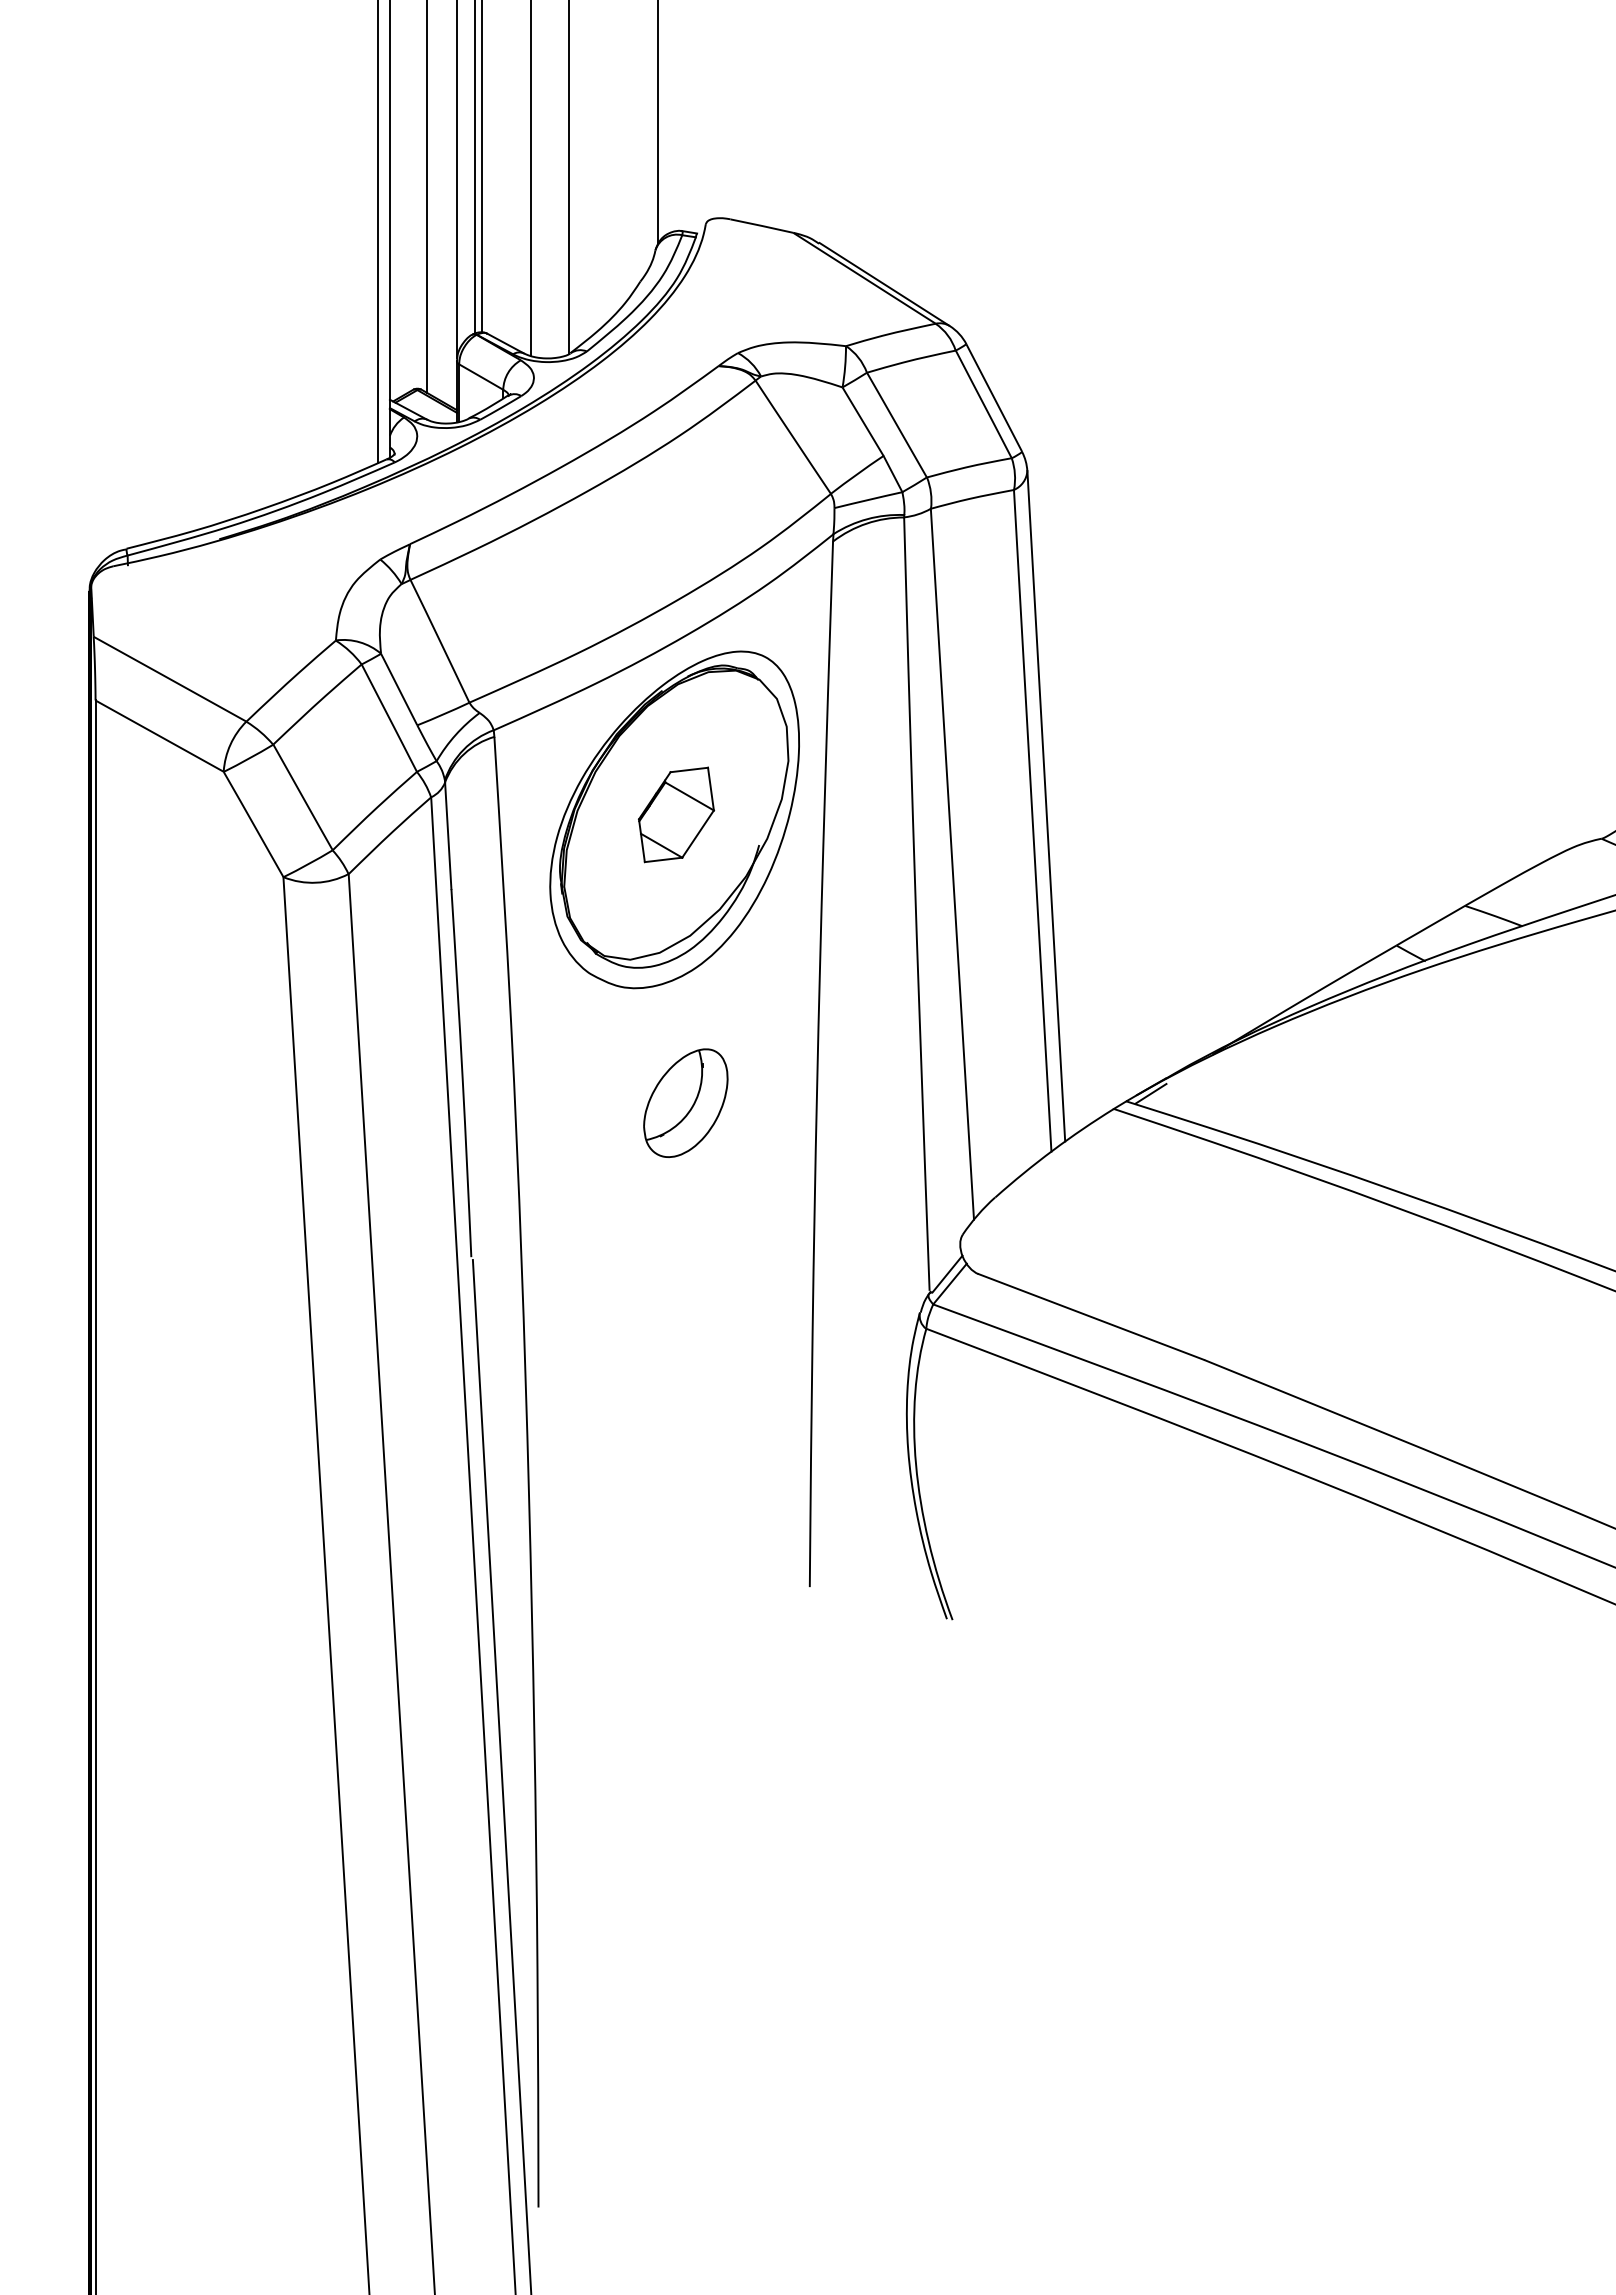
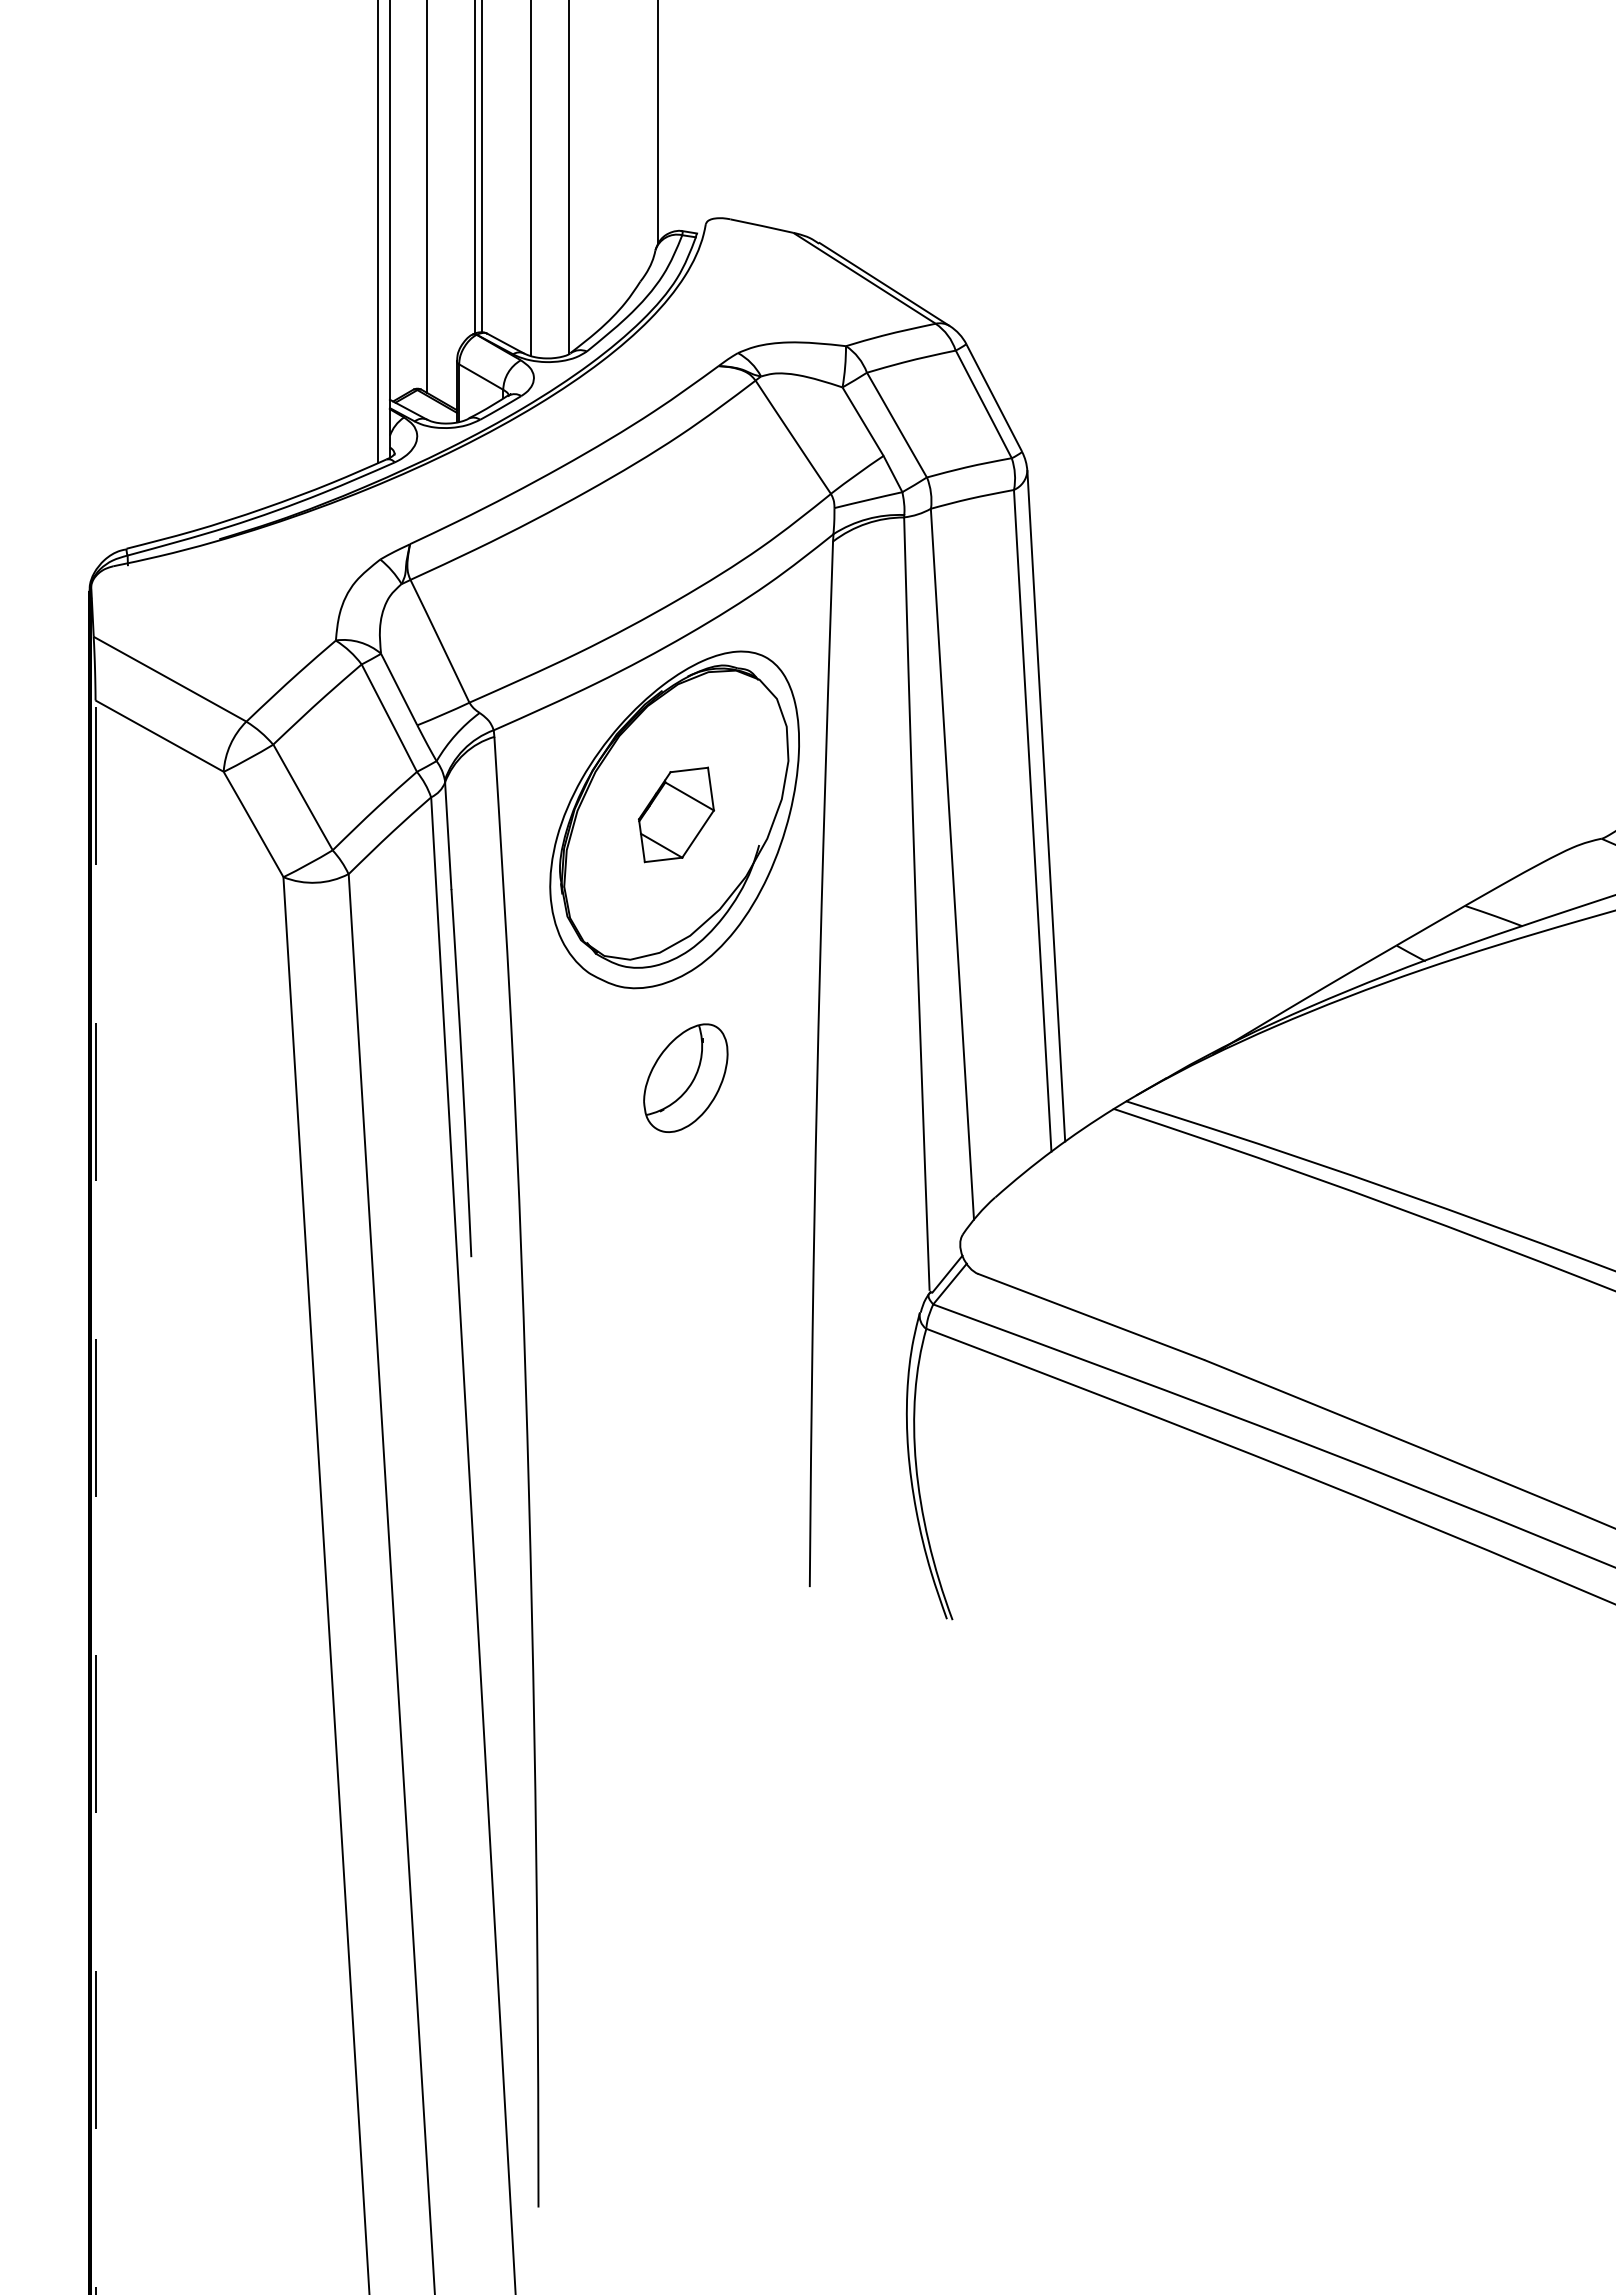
line: present -> none (457, 180)
line: present -> none (1150, 1093)
part position: (685, 1102) -> (685, 1077) (685, 1077)
line: solid -> dashed (95, 1497)
line: present -> none (501, 1775)
